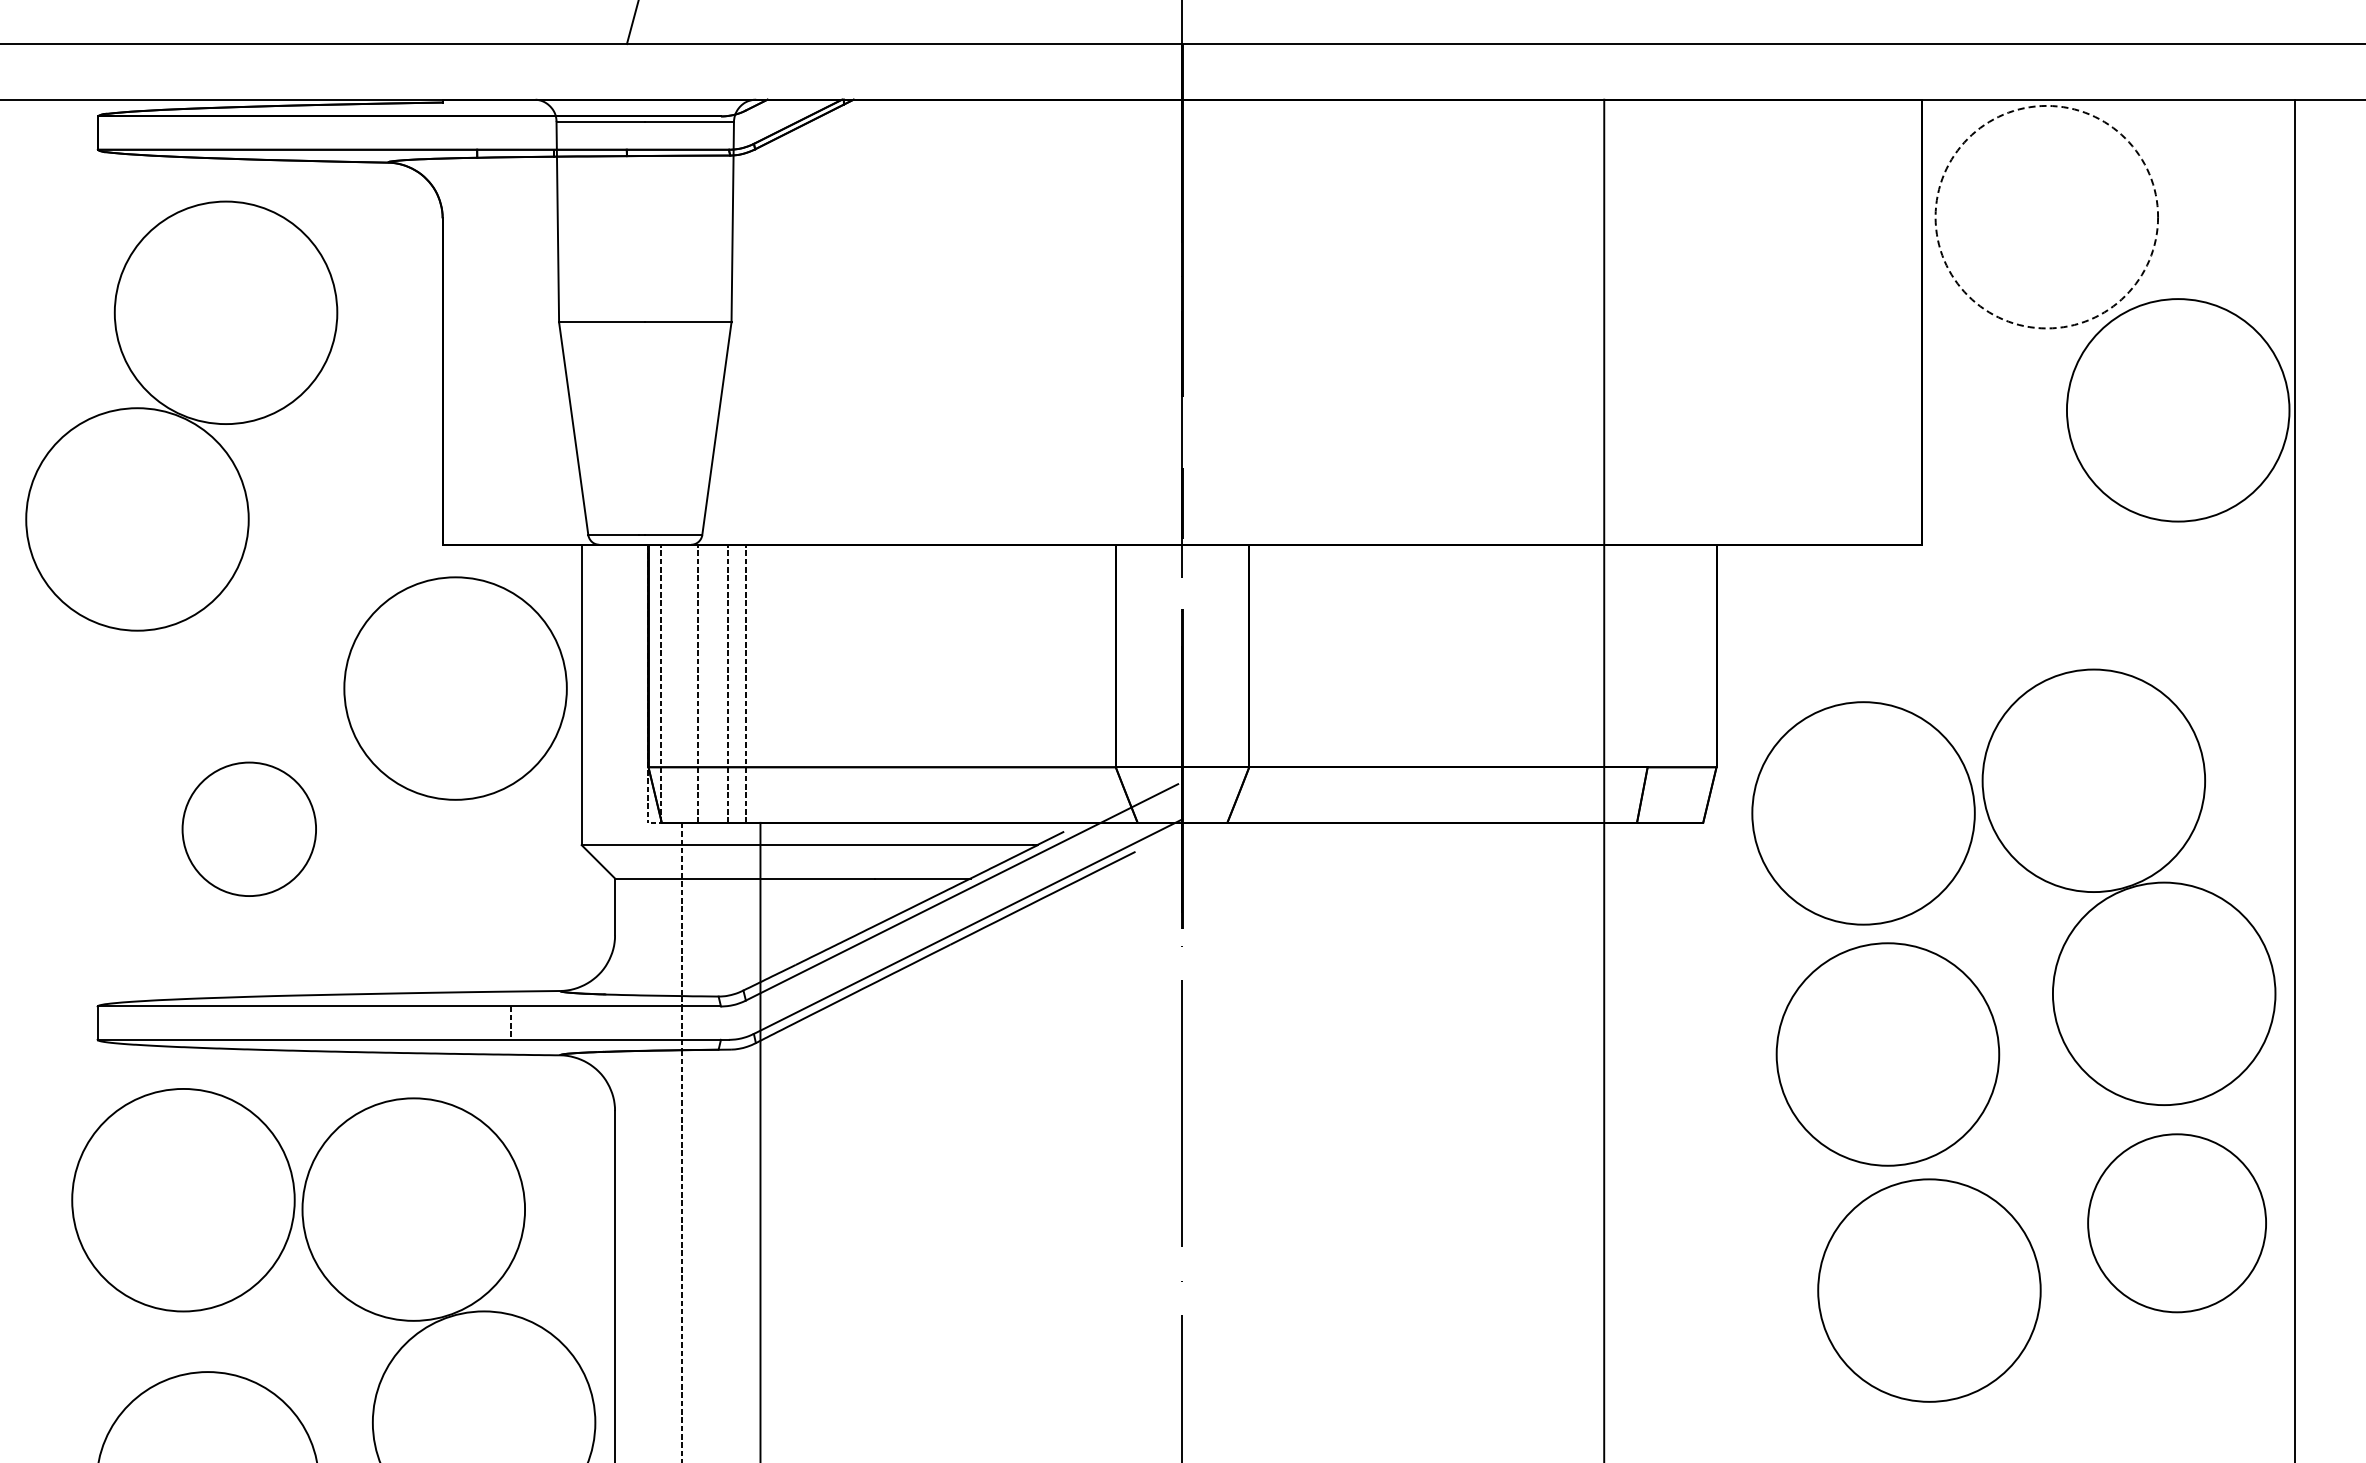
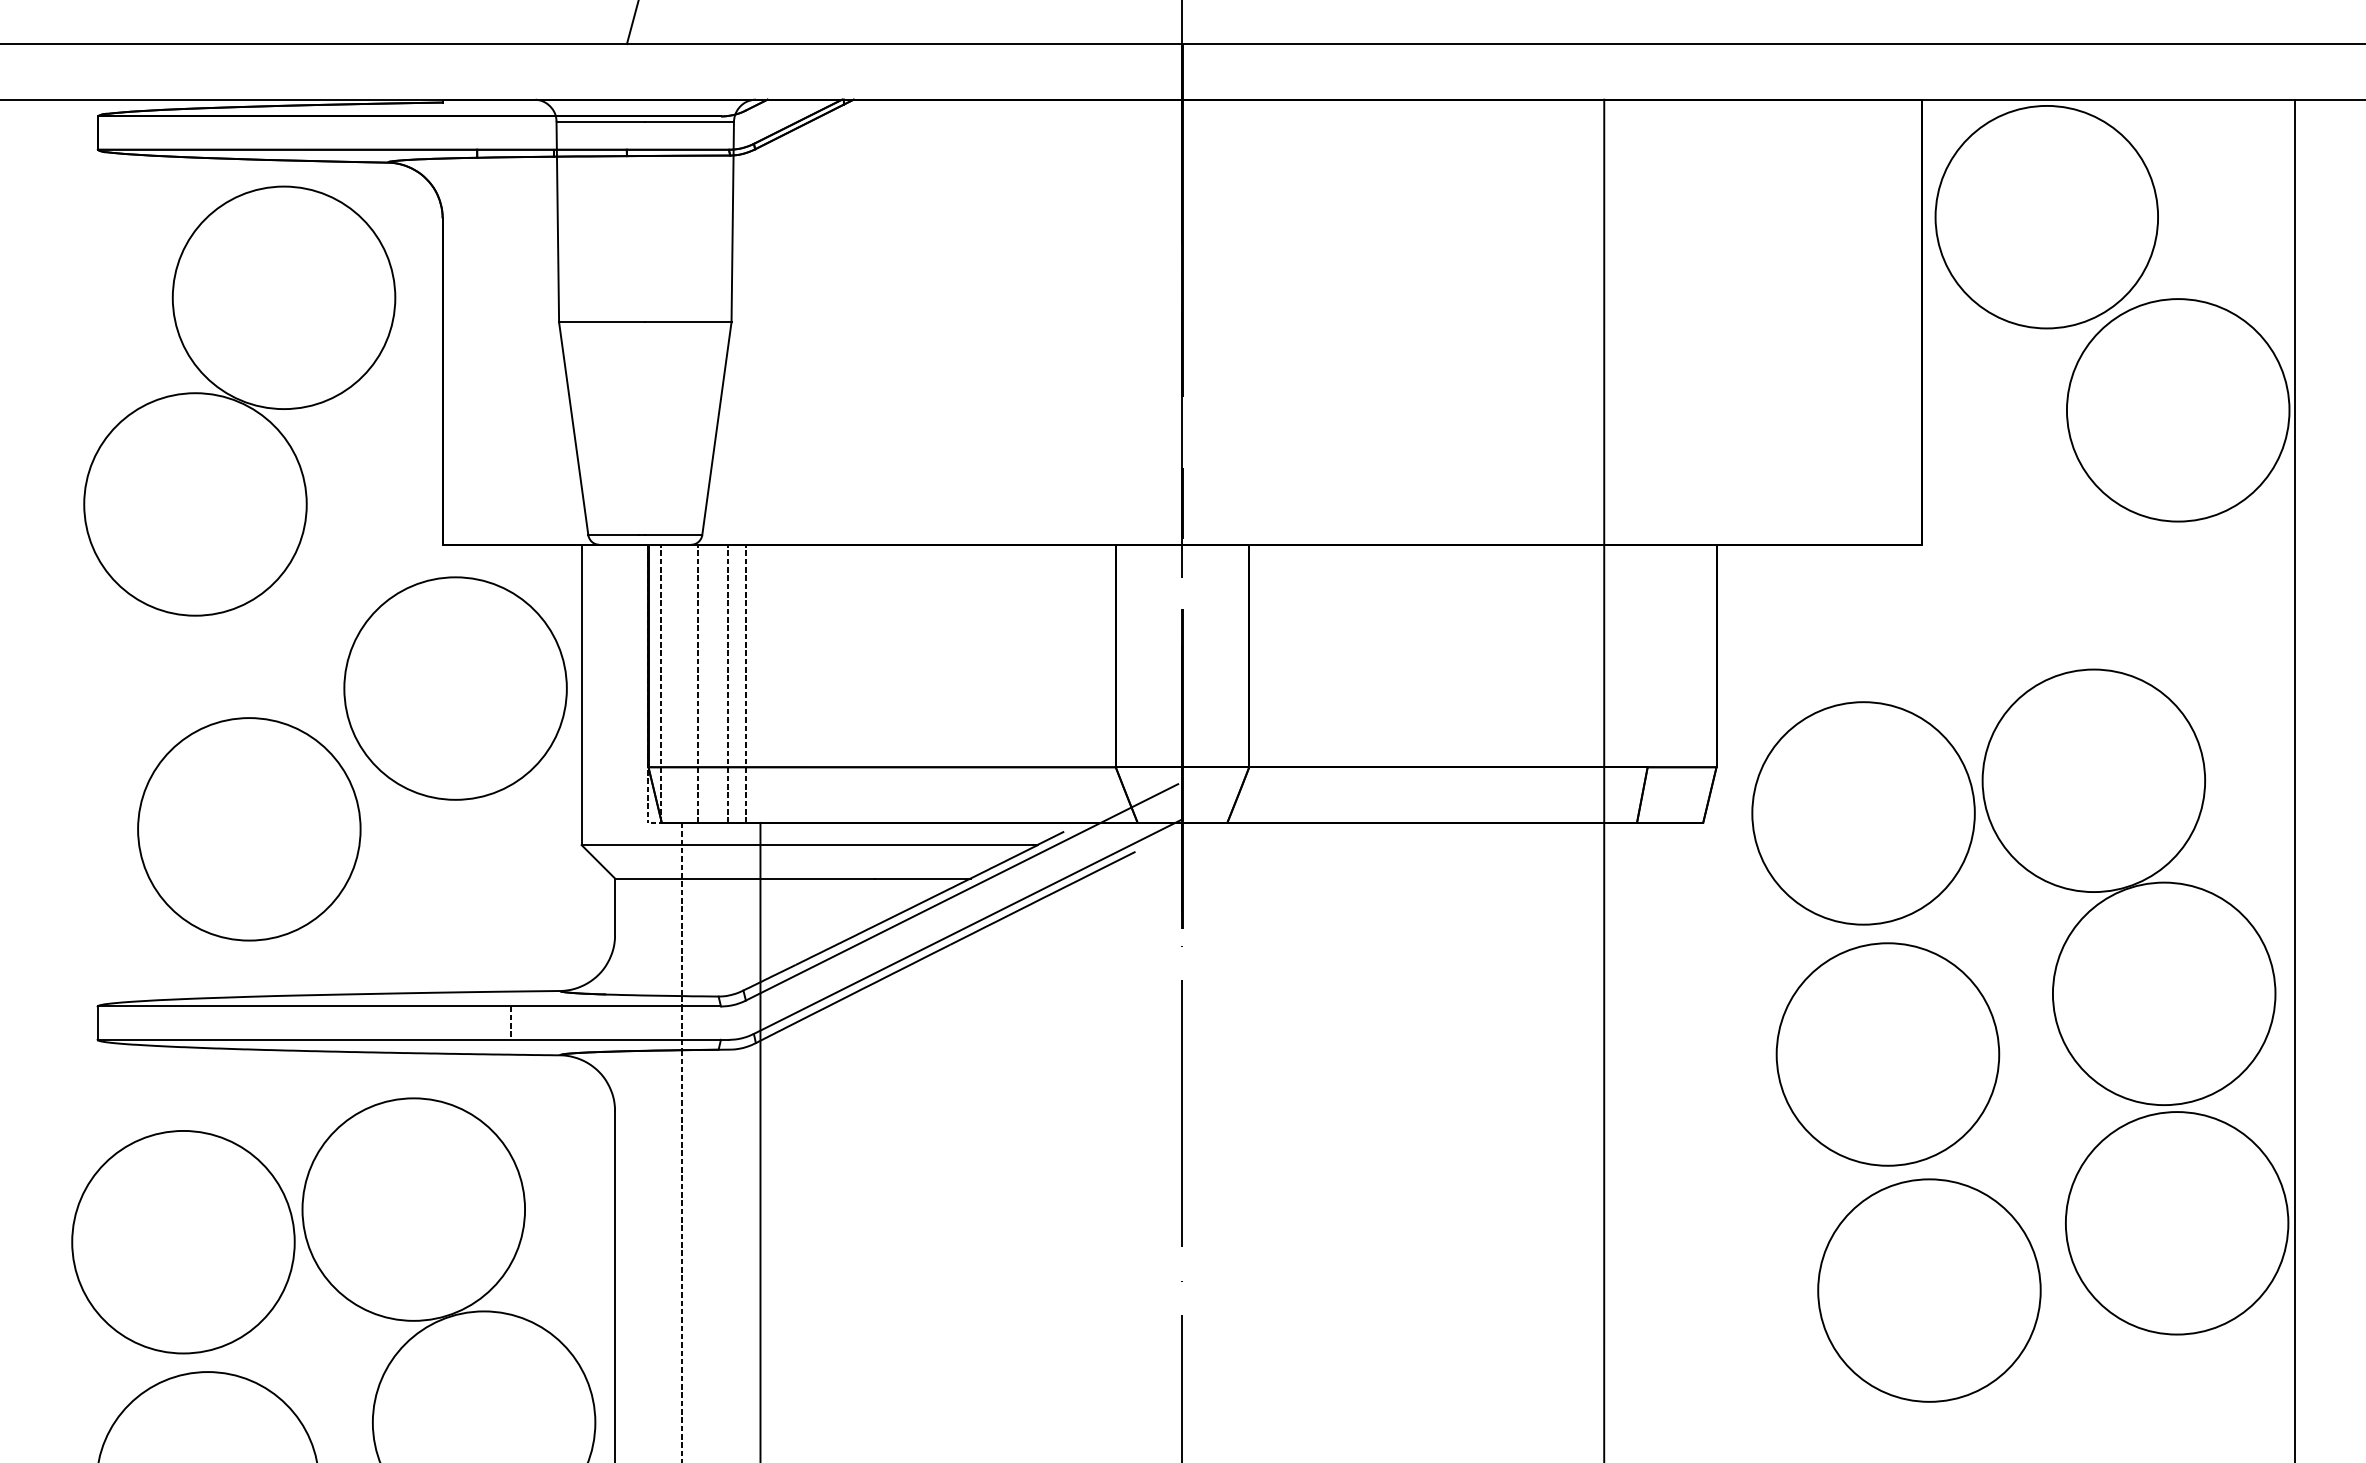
circle: dashed -> solid (2046, 216)
part position: (181, 415) -> (239, 400) (239, 400)
circle diameter: 134 px -> 223 px (249, 829)
circle position: (183, 1200) -> (183, 1242) (183, 1242)
circle diameter: 178 px -> 223 px (2176, 1223)
